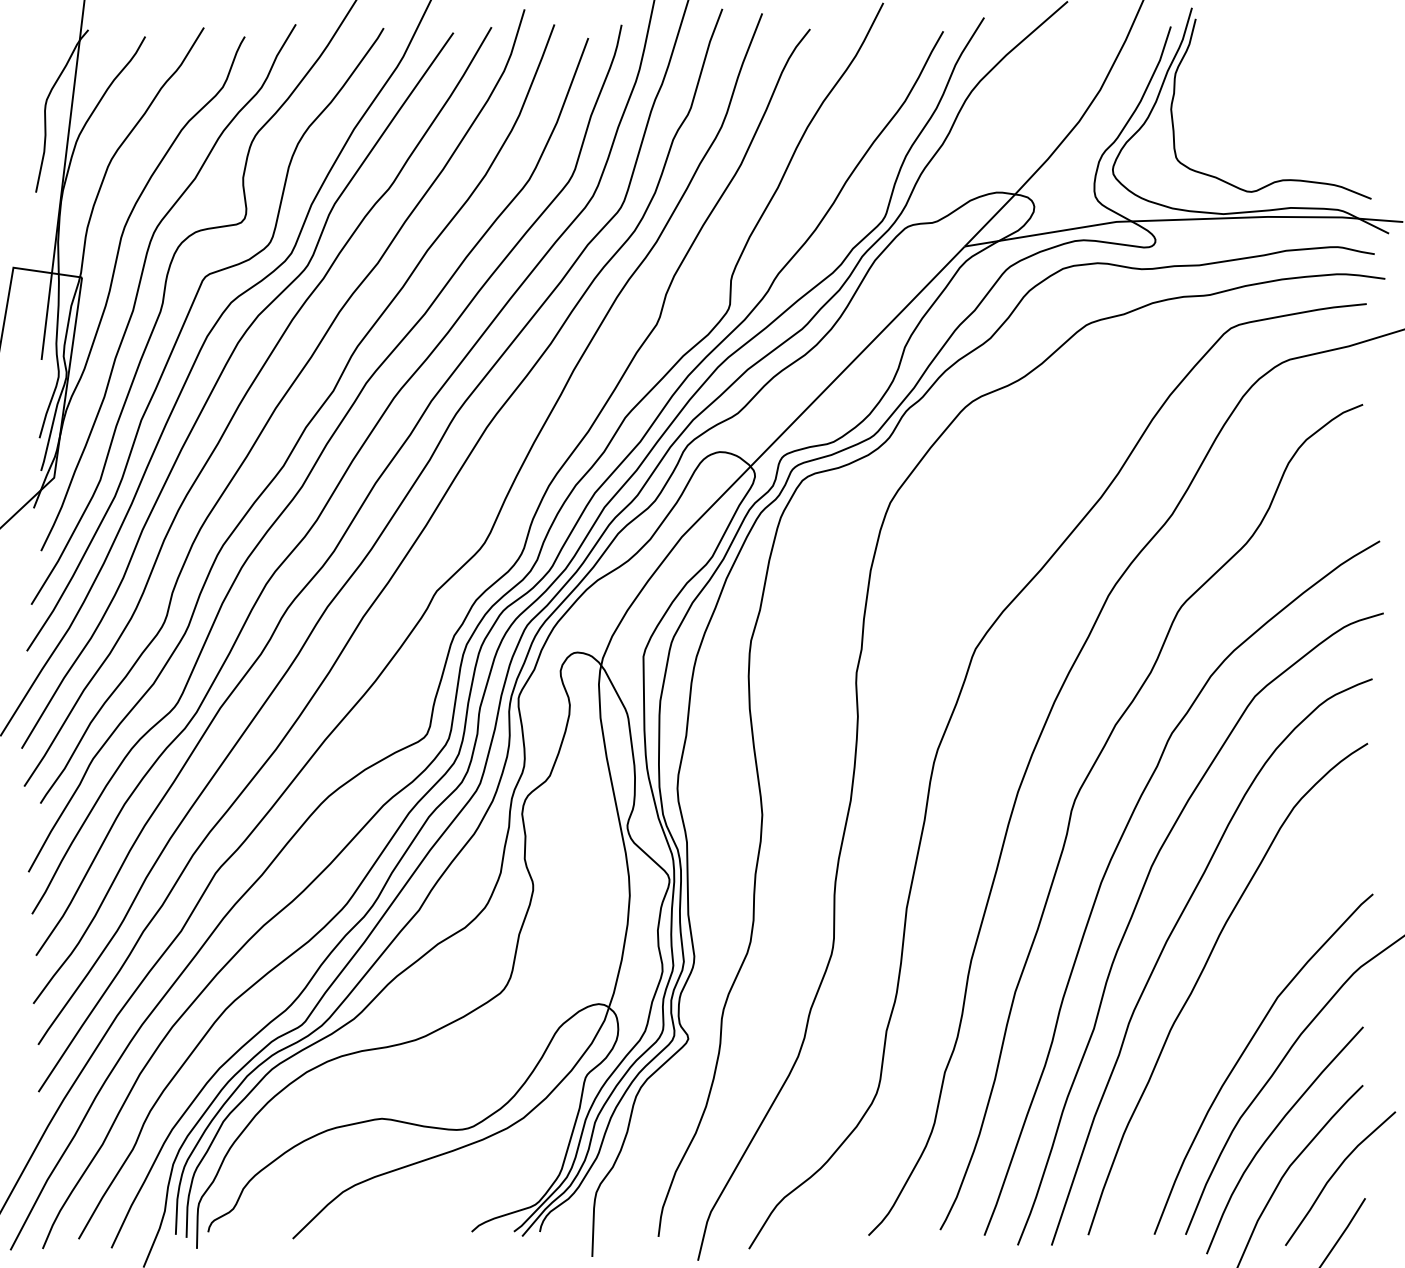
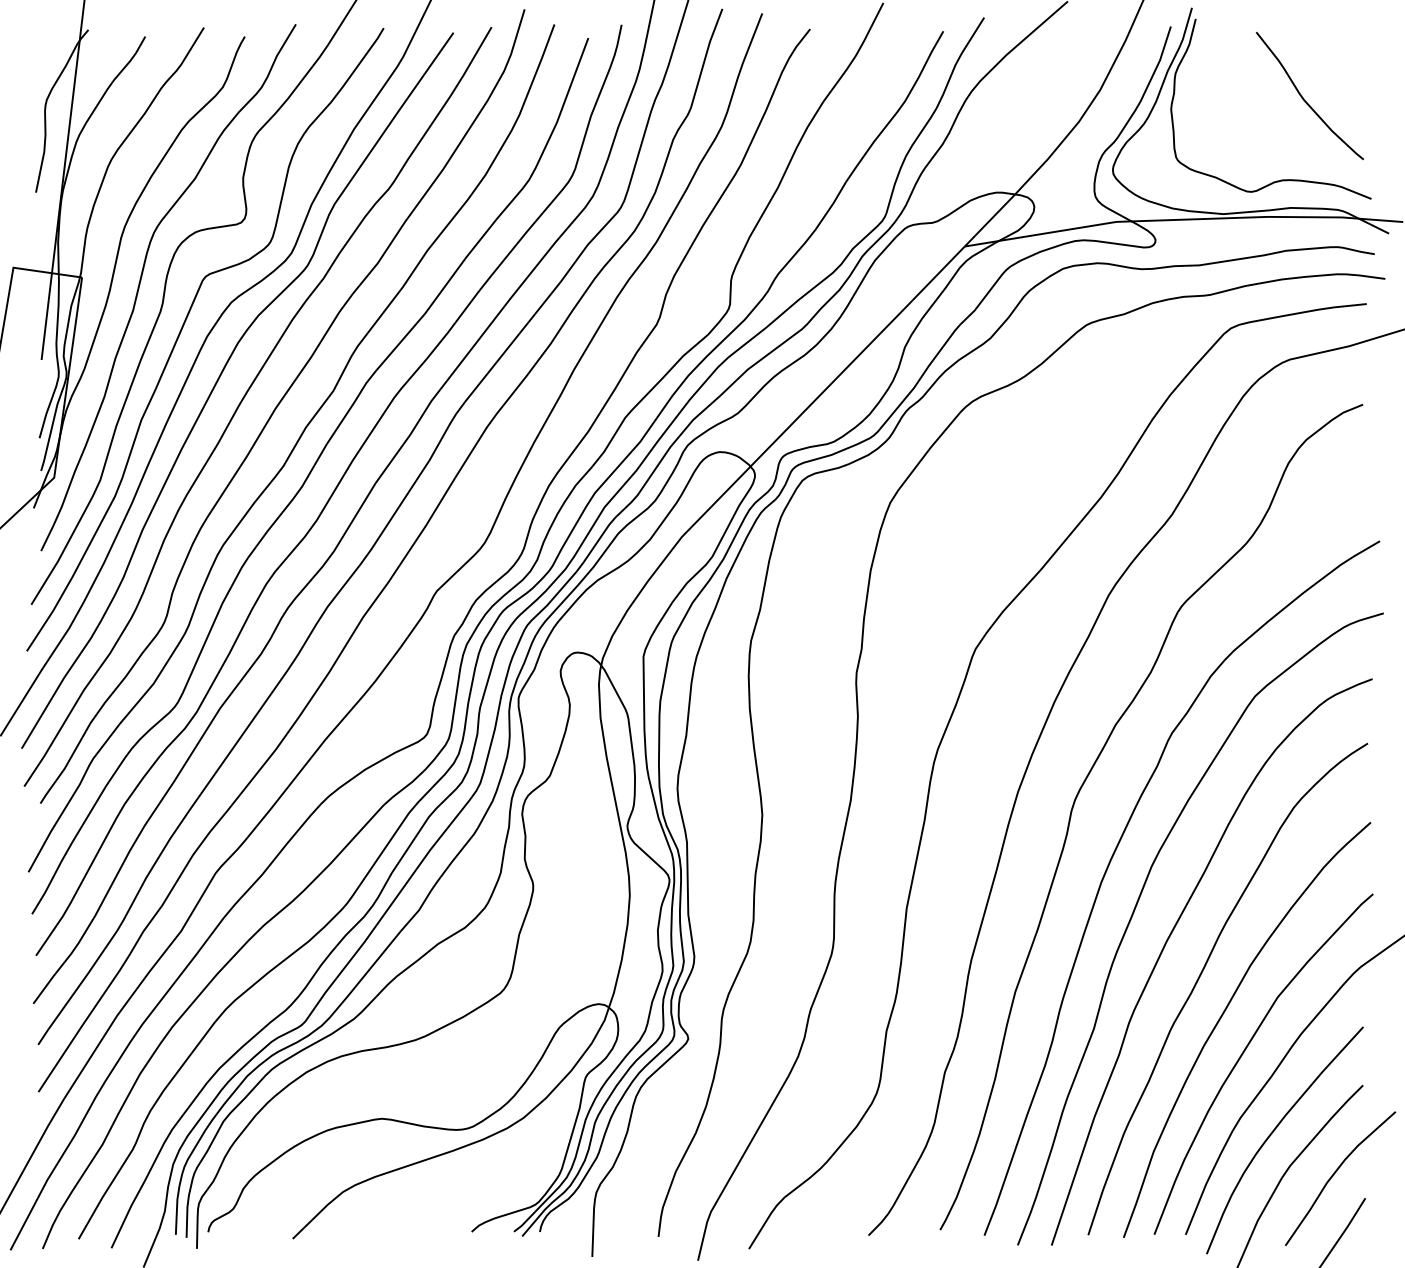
curve: none -> present (1304, 98)
curve: none -> present (1223, 1015)
